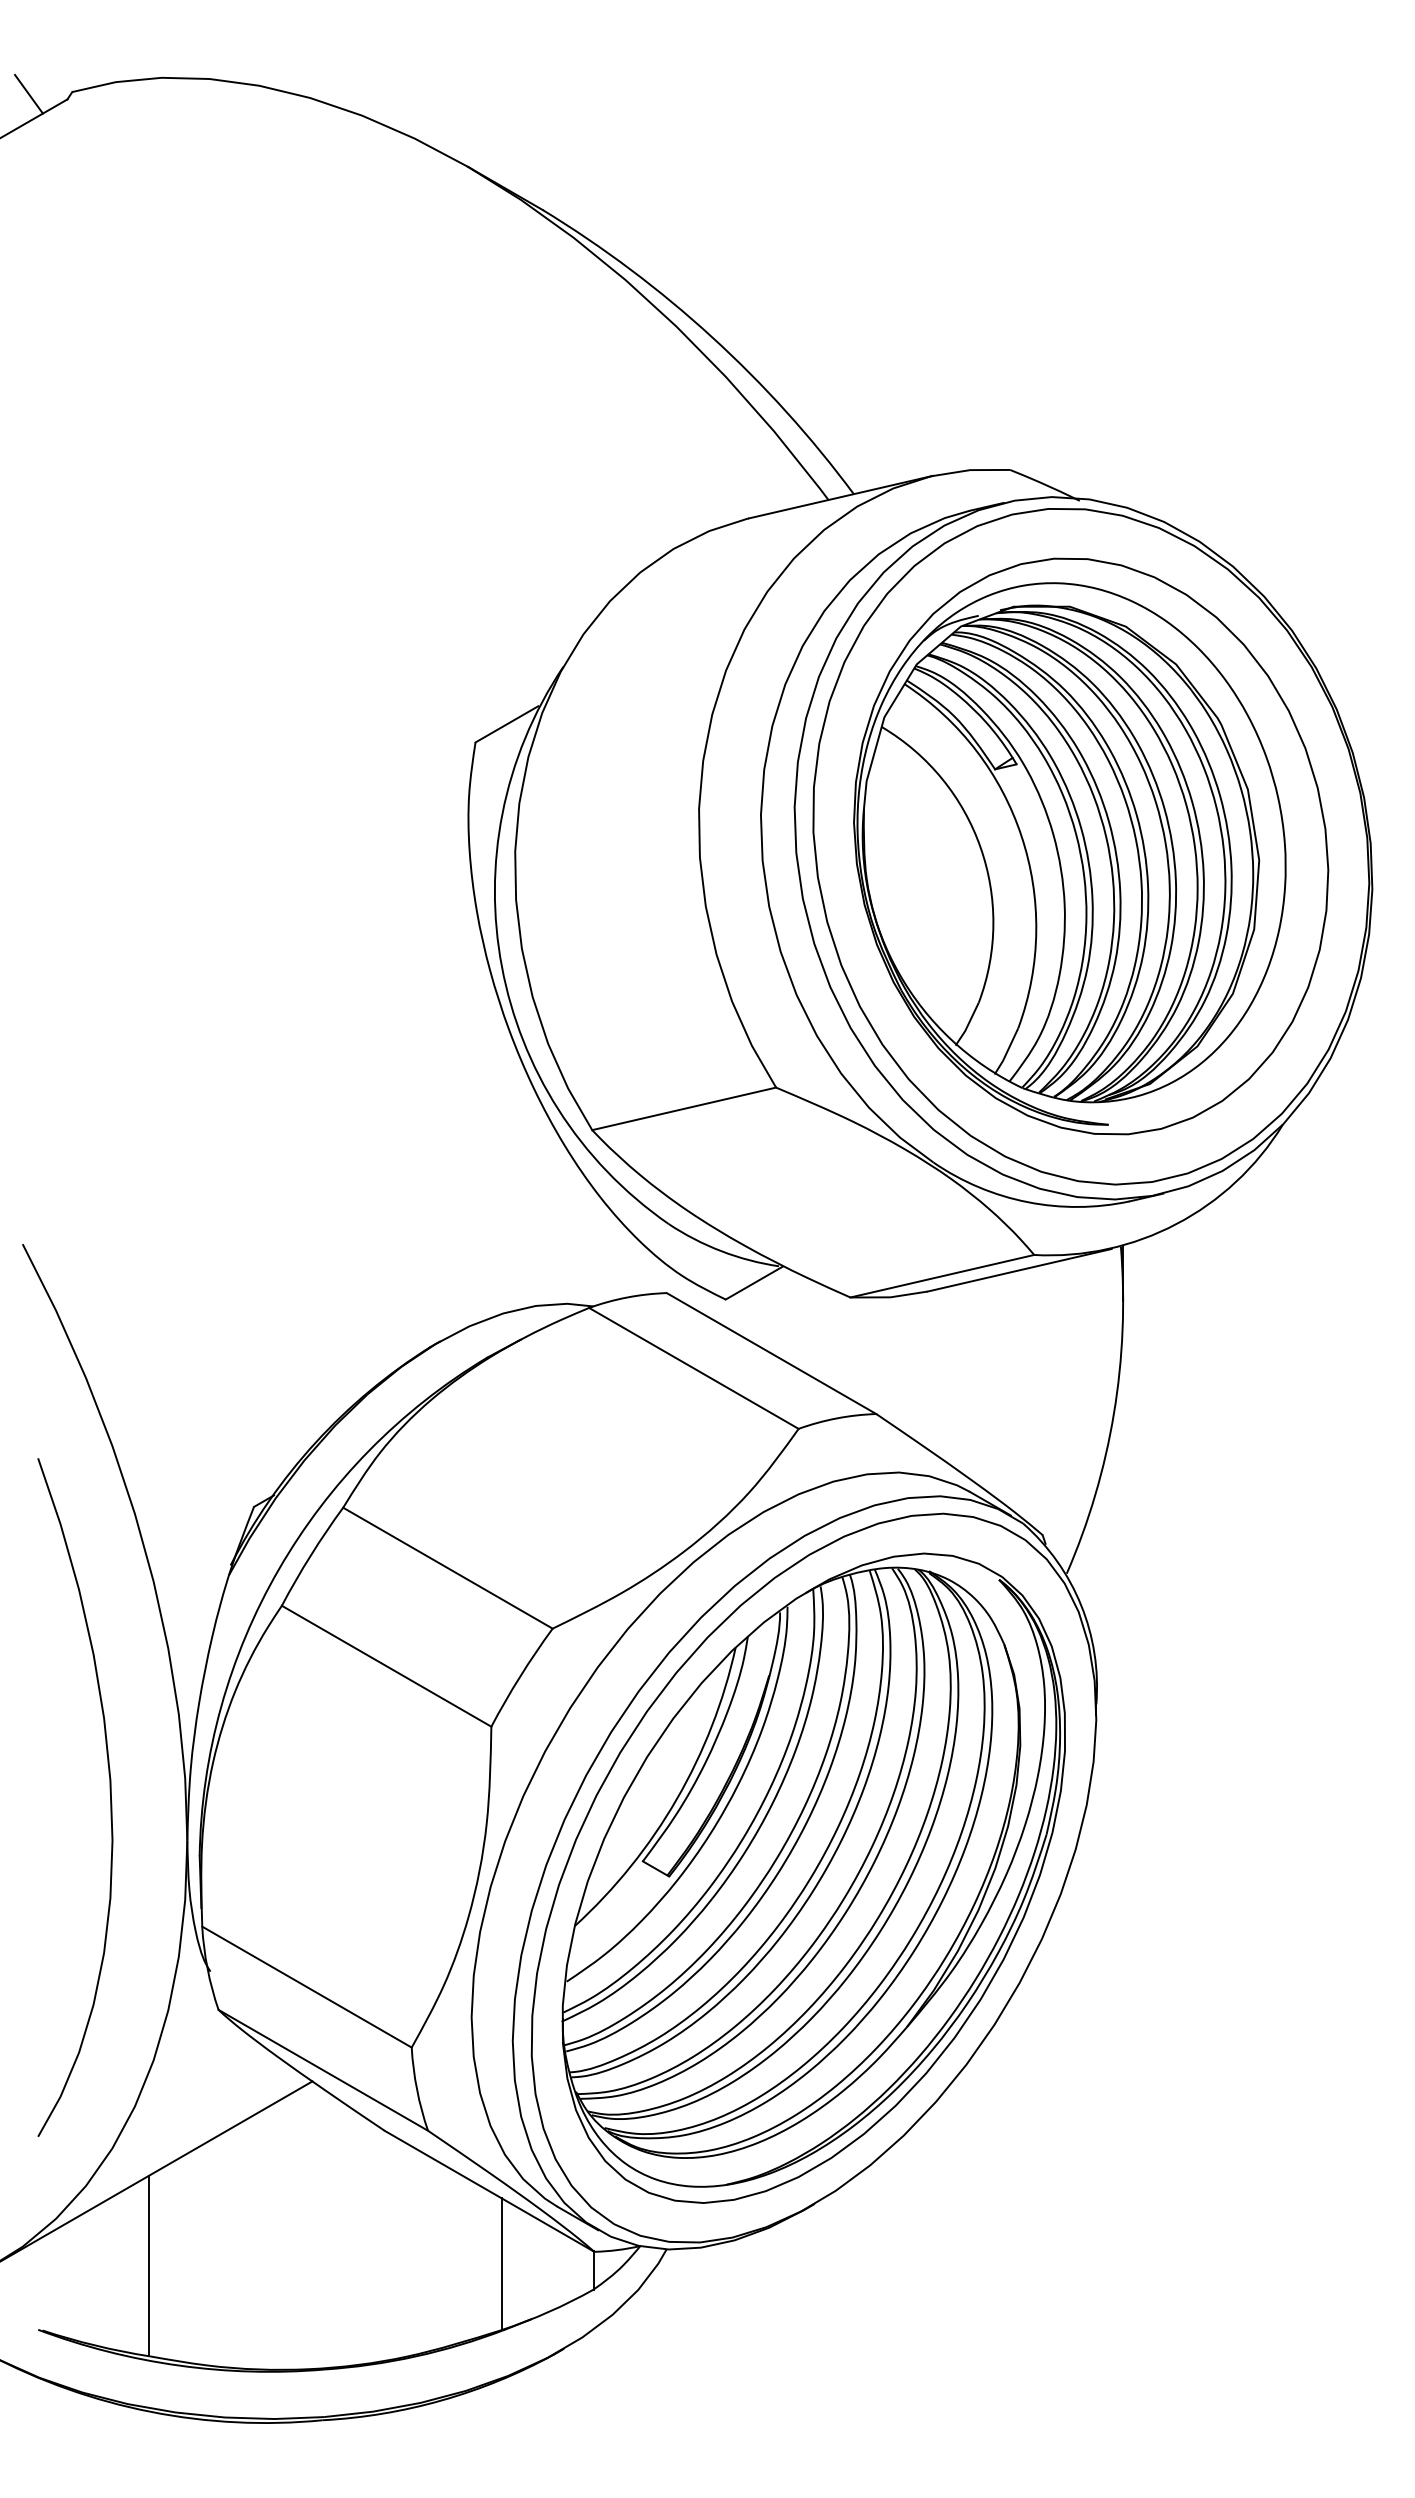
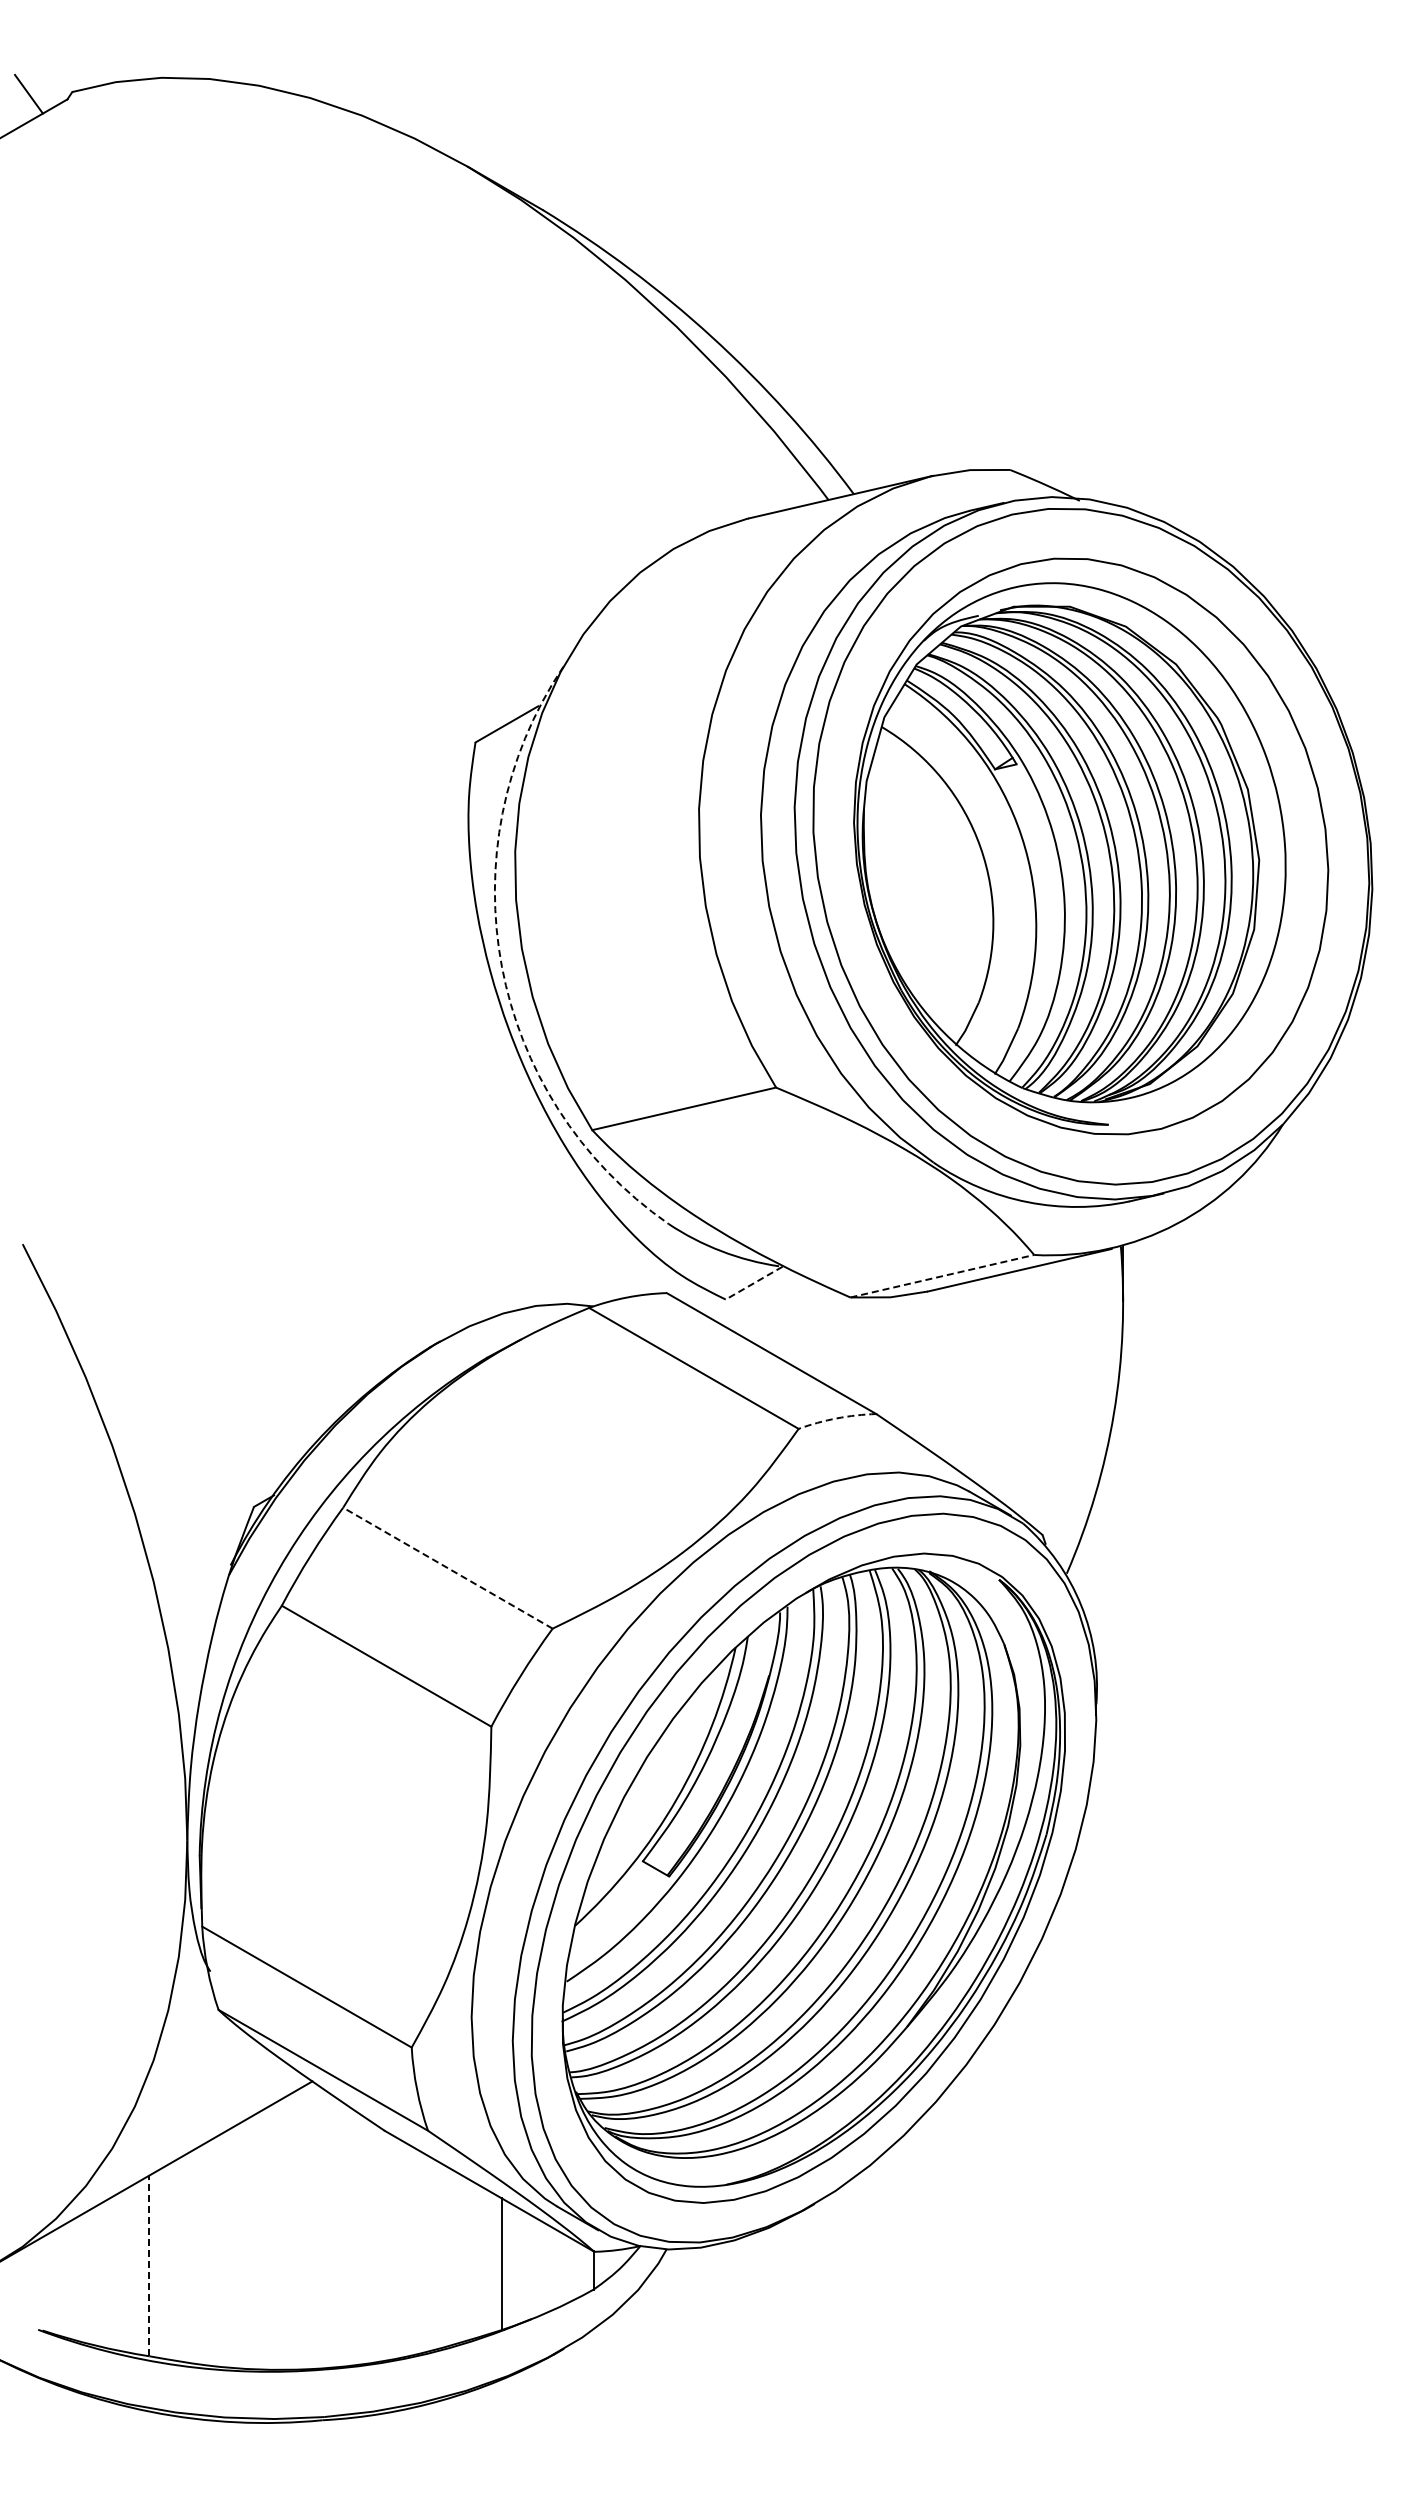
arc: solid -> dashed (501, 966)
line: solid -> dashed (942, 1276)
line: solid -> dashed (754, 1283)
arc: solid -> dashed (836, 1418)
line: solid -> dashed (447, 1568)
curve: present -> none (109, 1791)
line: solid -> dashed (149, 2265)
